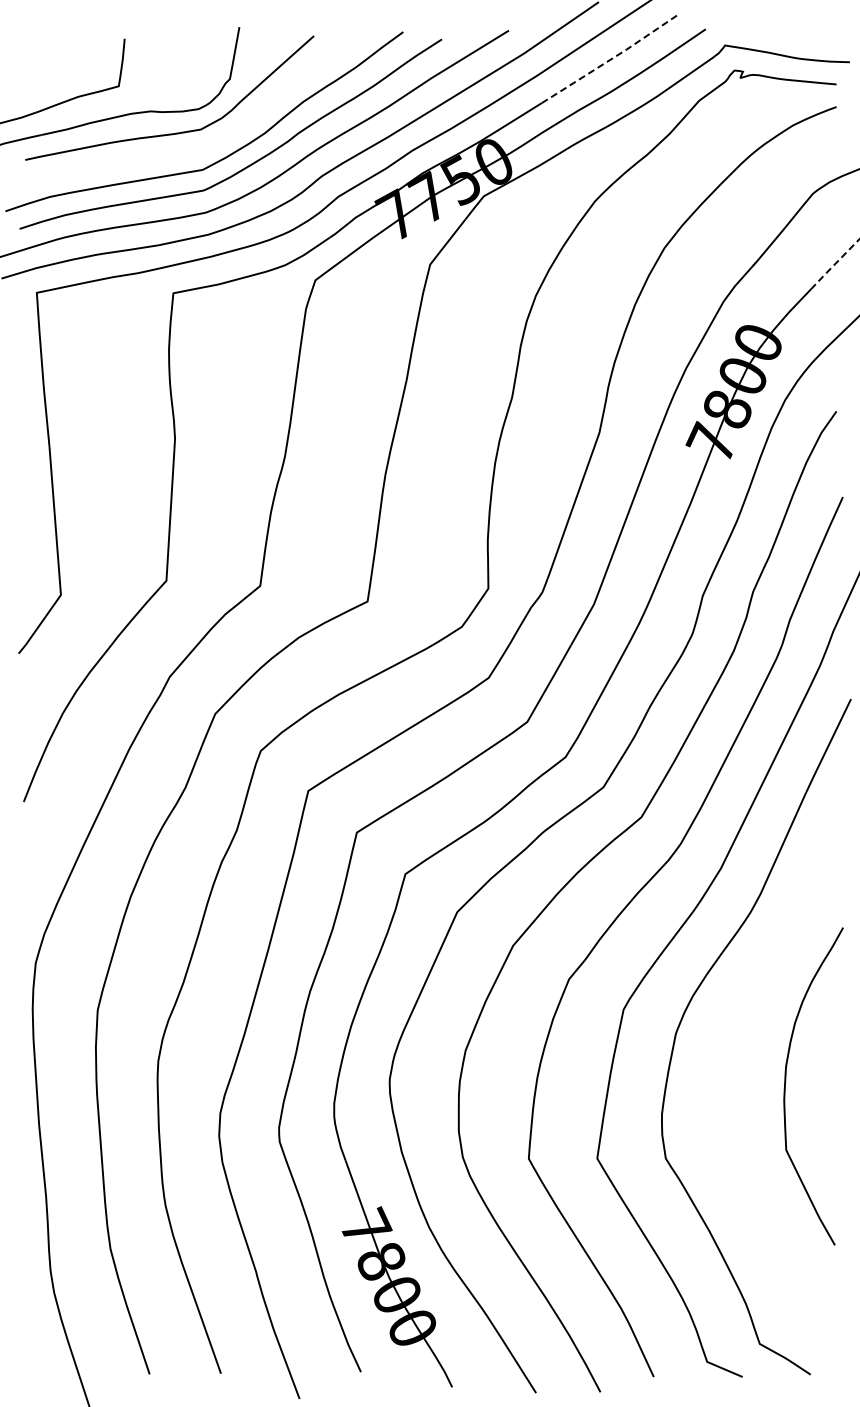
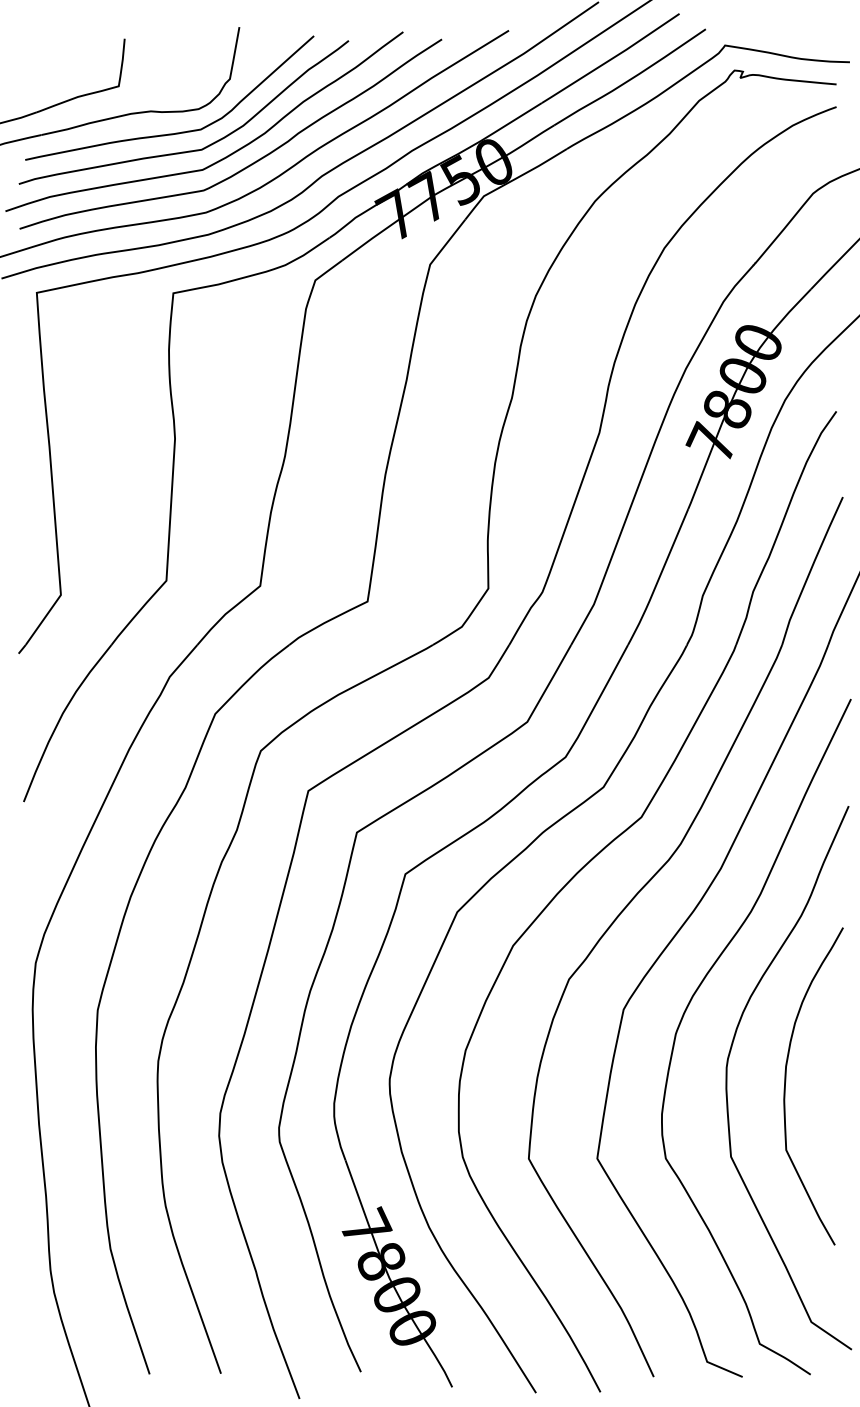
line: dashed -> solid (611, 59)
curve: none -> present (188, 150)
line: dashed -> solid (834, 264)
curve: none -> present (727, 1078)
